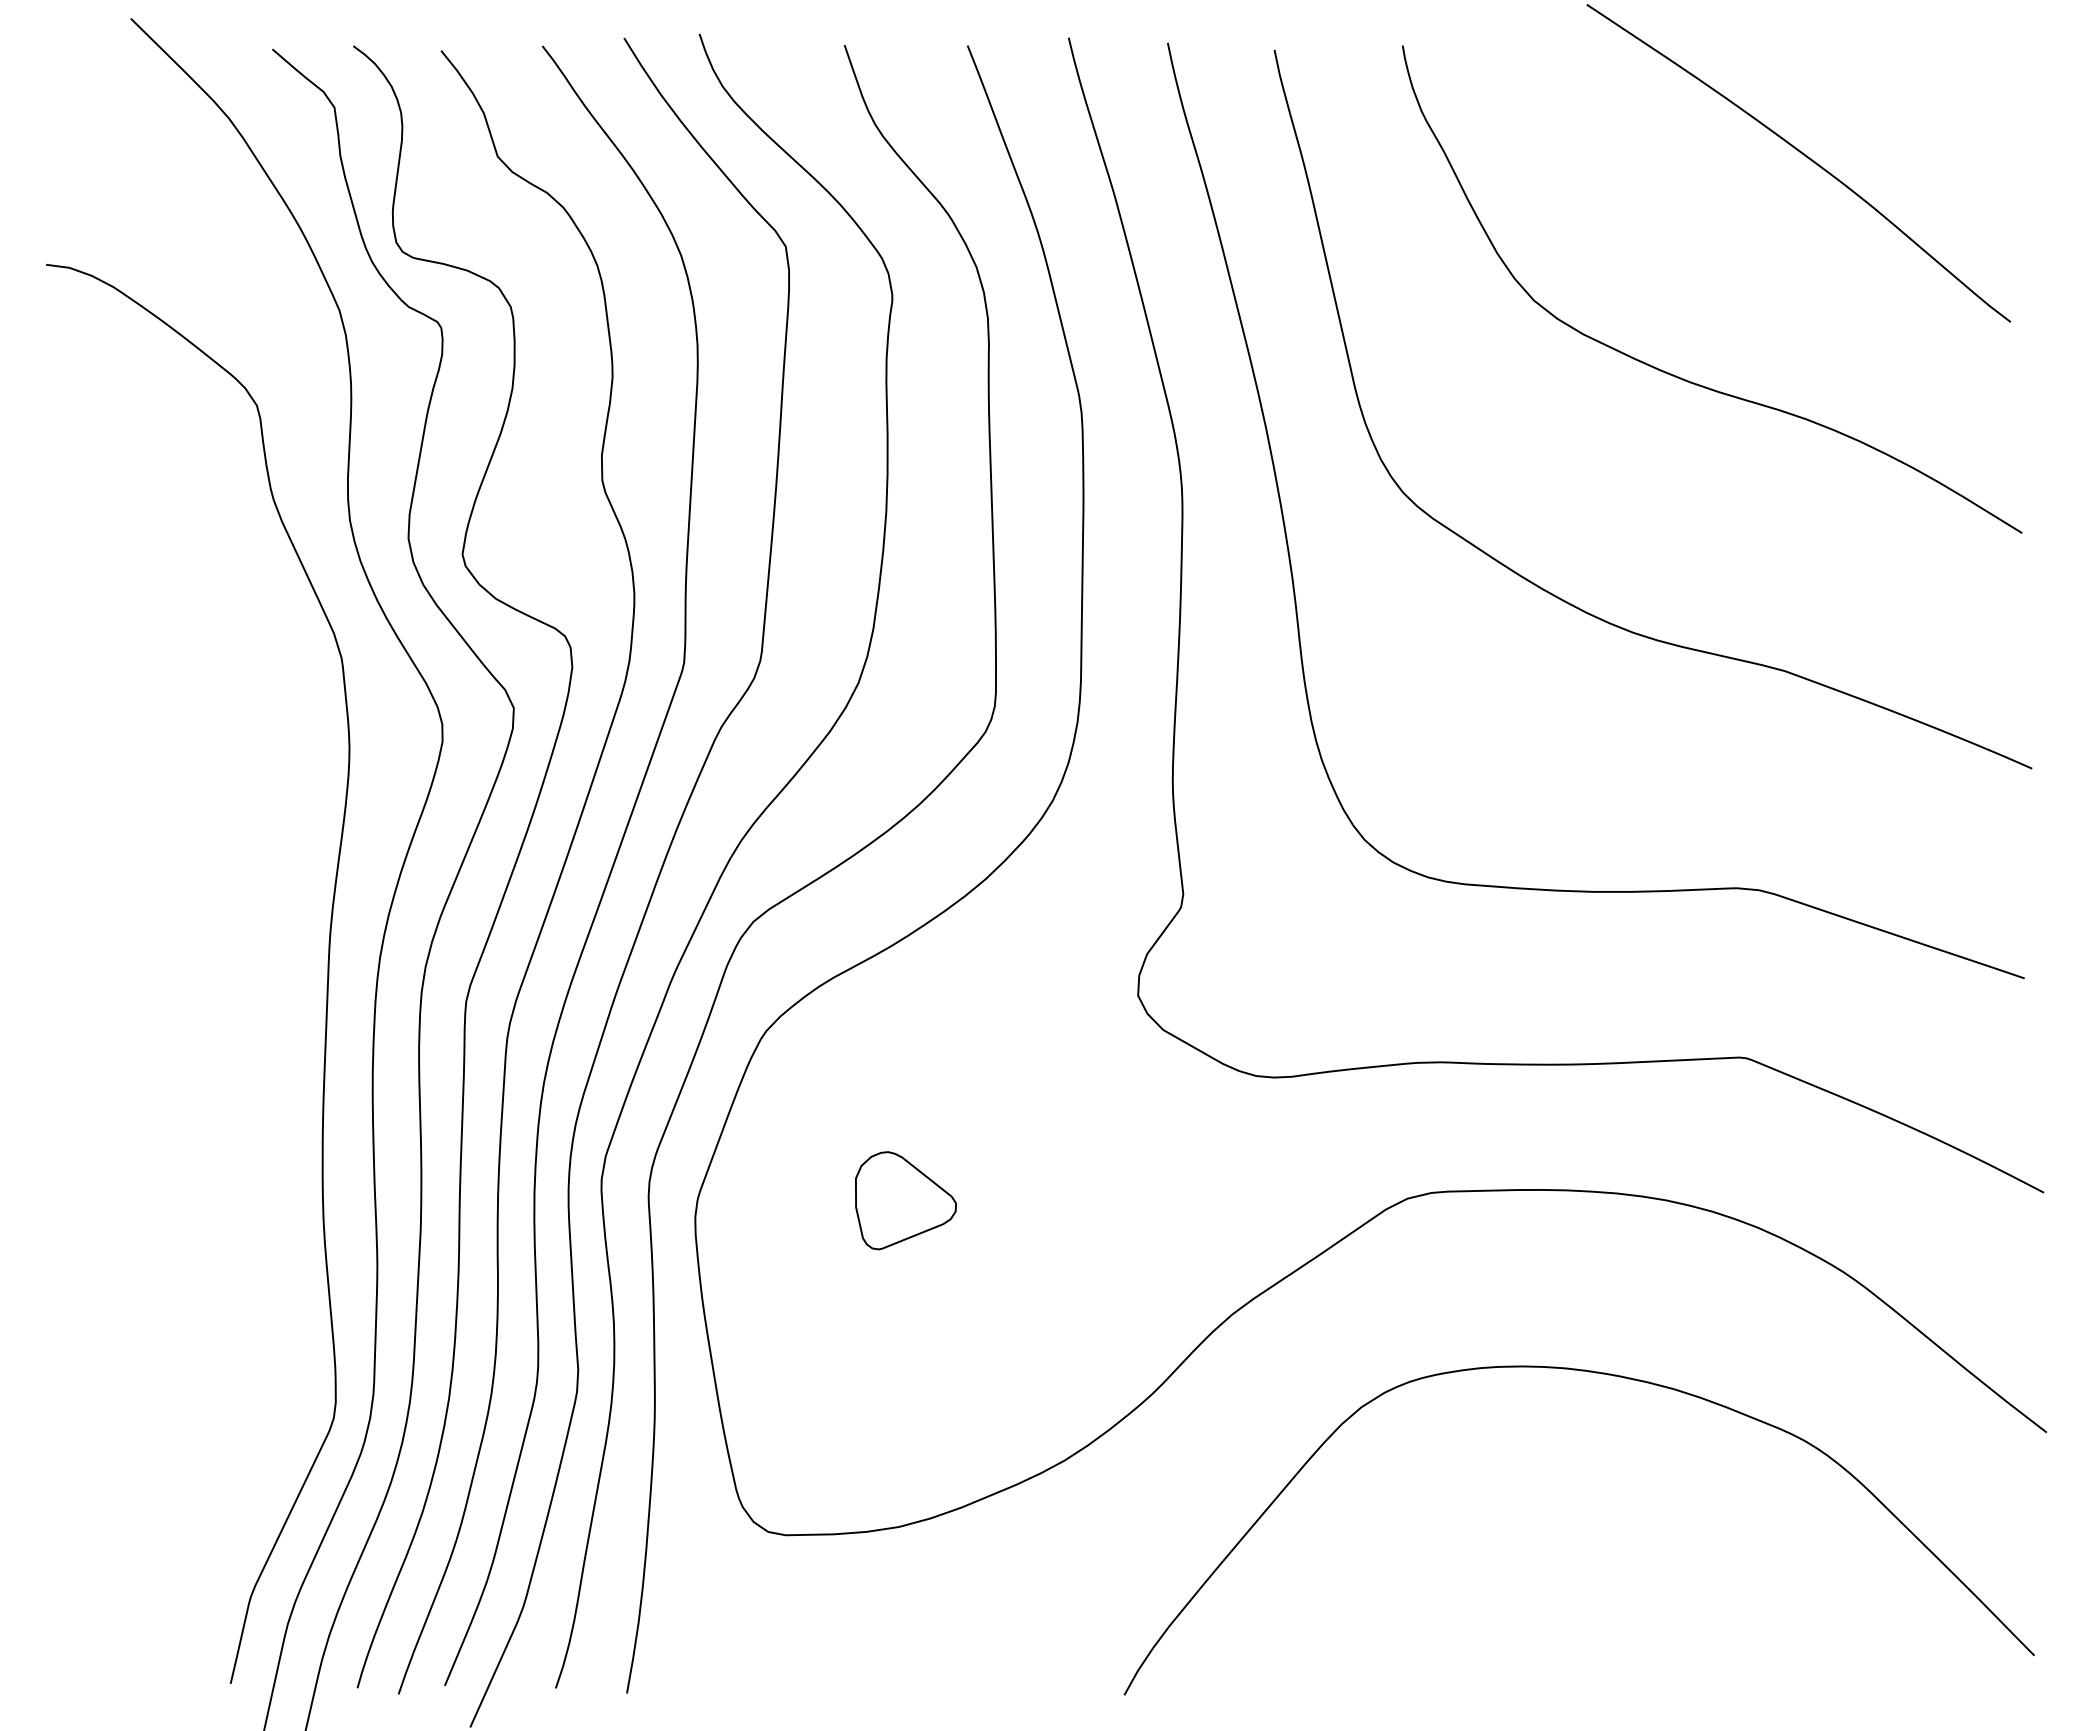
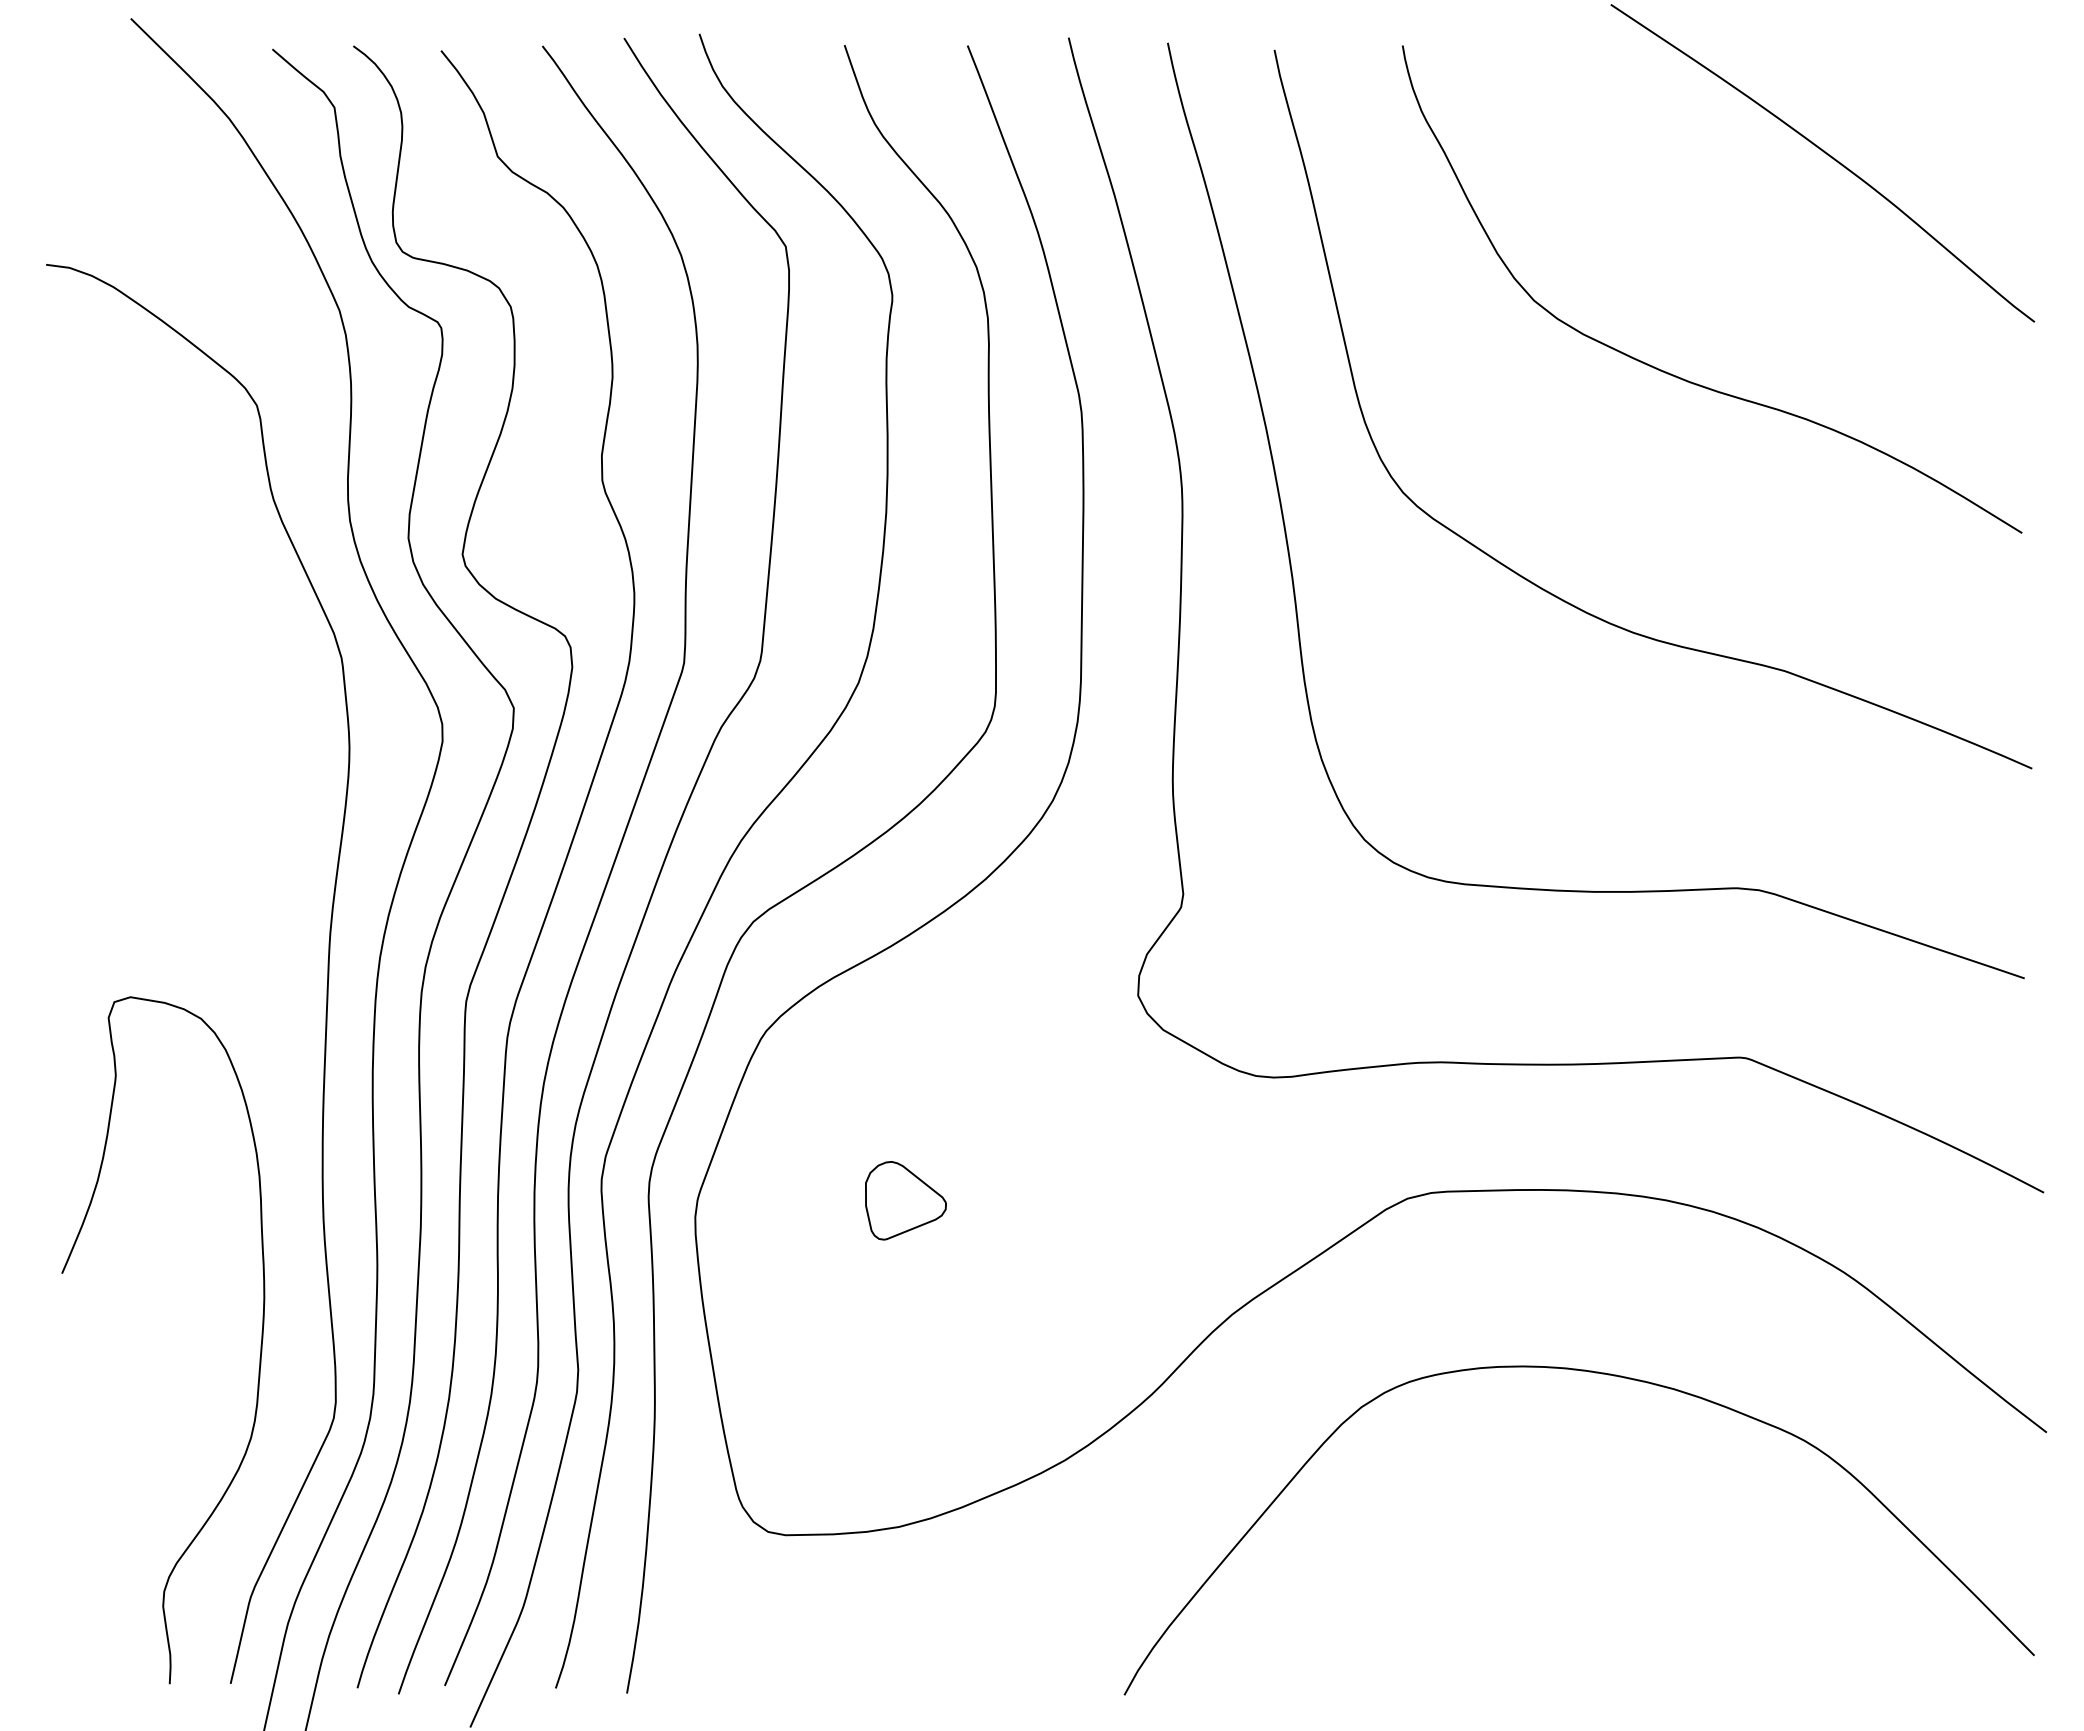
curve position: (1803, 155) -> (1827, 155) (1827, 155)
part size: 102x100 px -> 82x80 px (905, 1200)
curve: none -> present (260, 1344)
